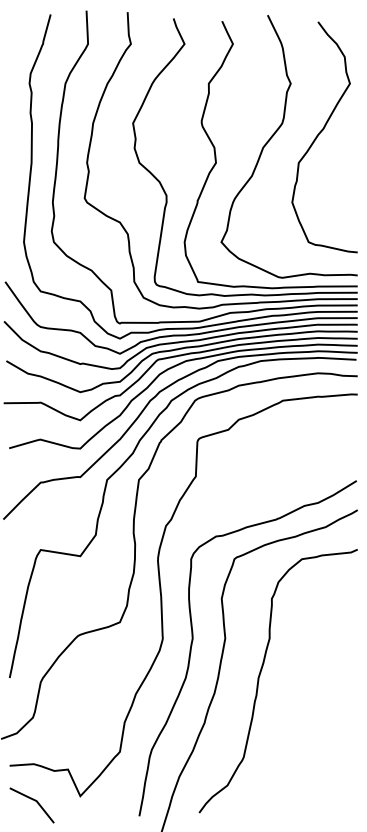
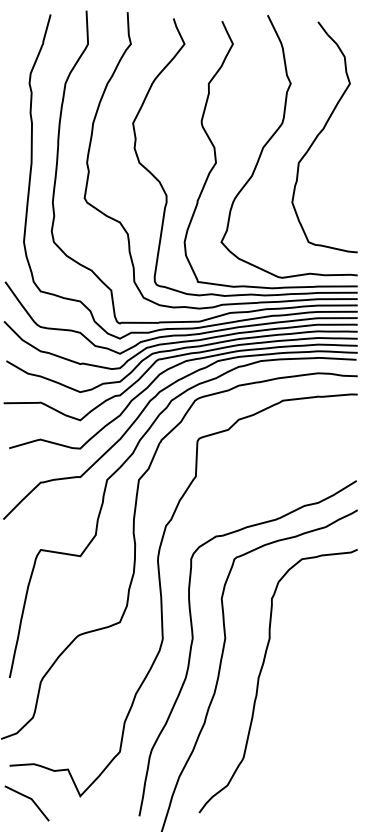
line position: (34, 801) -> (29, 799) (29, 799)
